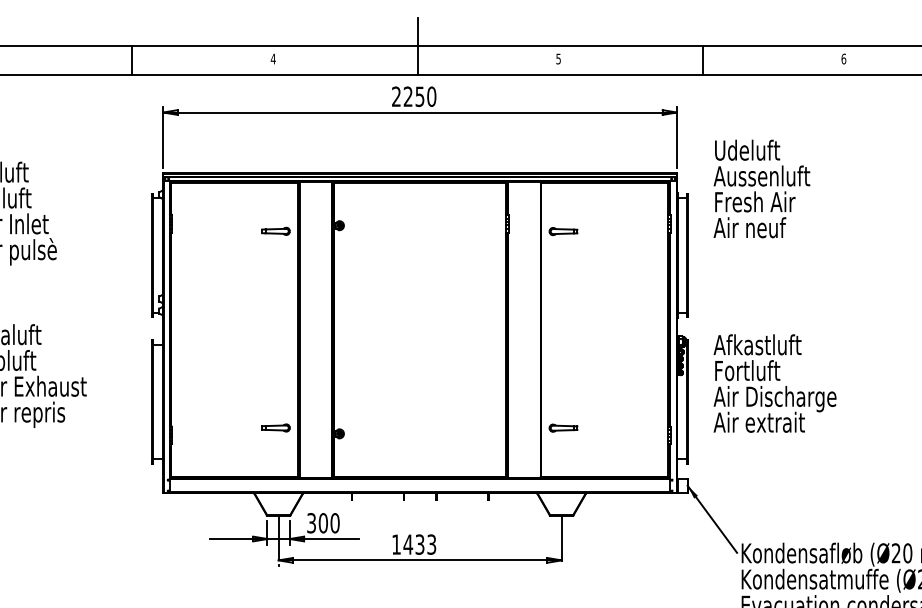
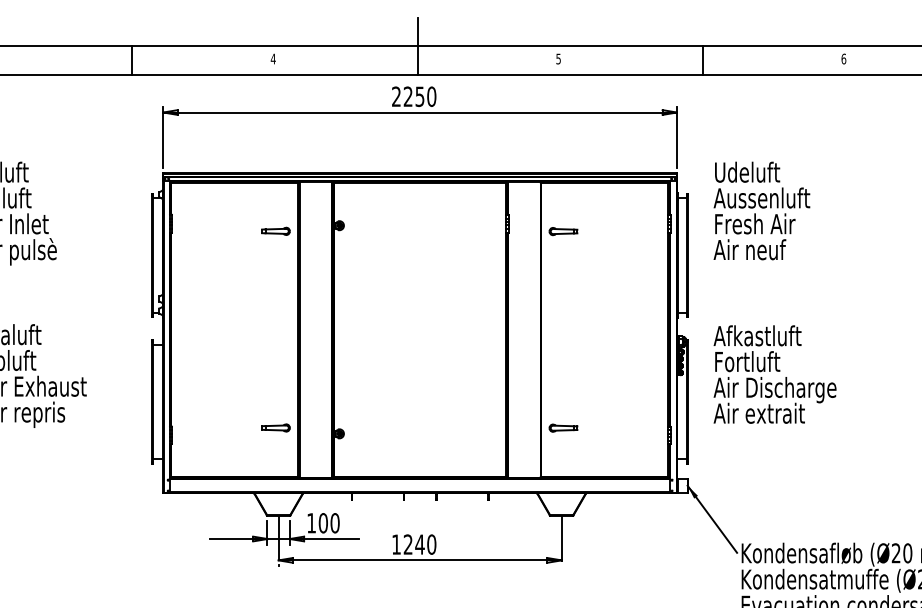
text position: (761, 188) -> (761, 210) (761, 210)
text position: (774, 383) -> (774, 374) (774, 374)
text: 300 -> 100 (311, 523)
text: 1433 -> 1240 (419, 544)
